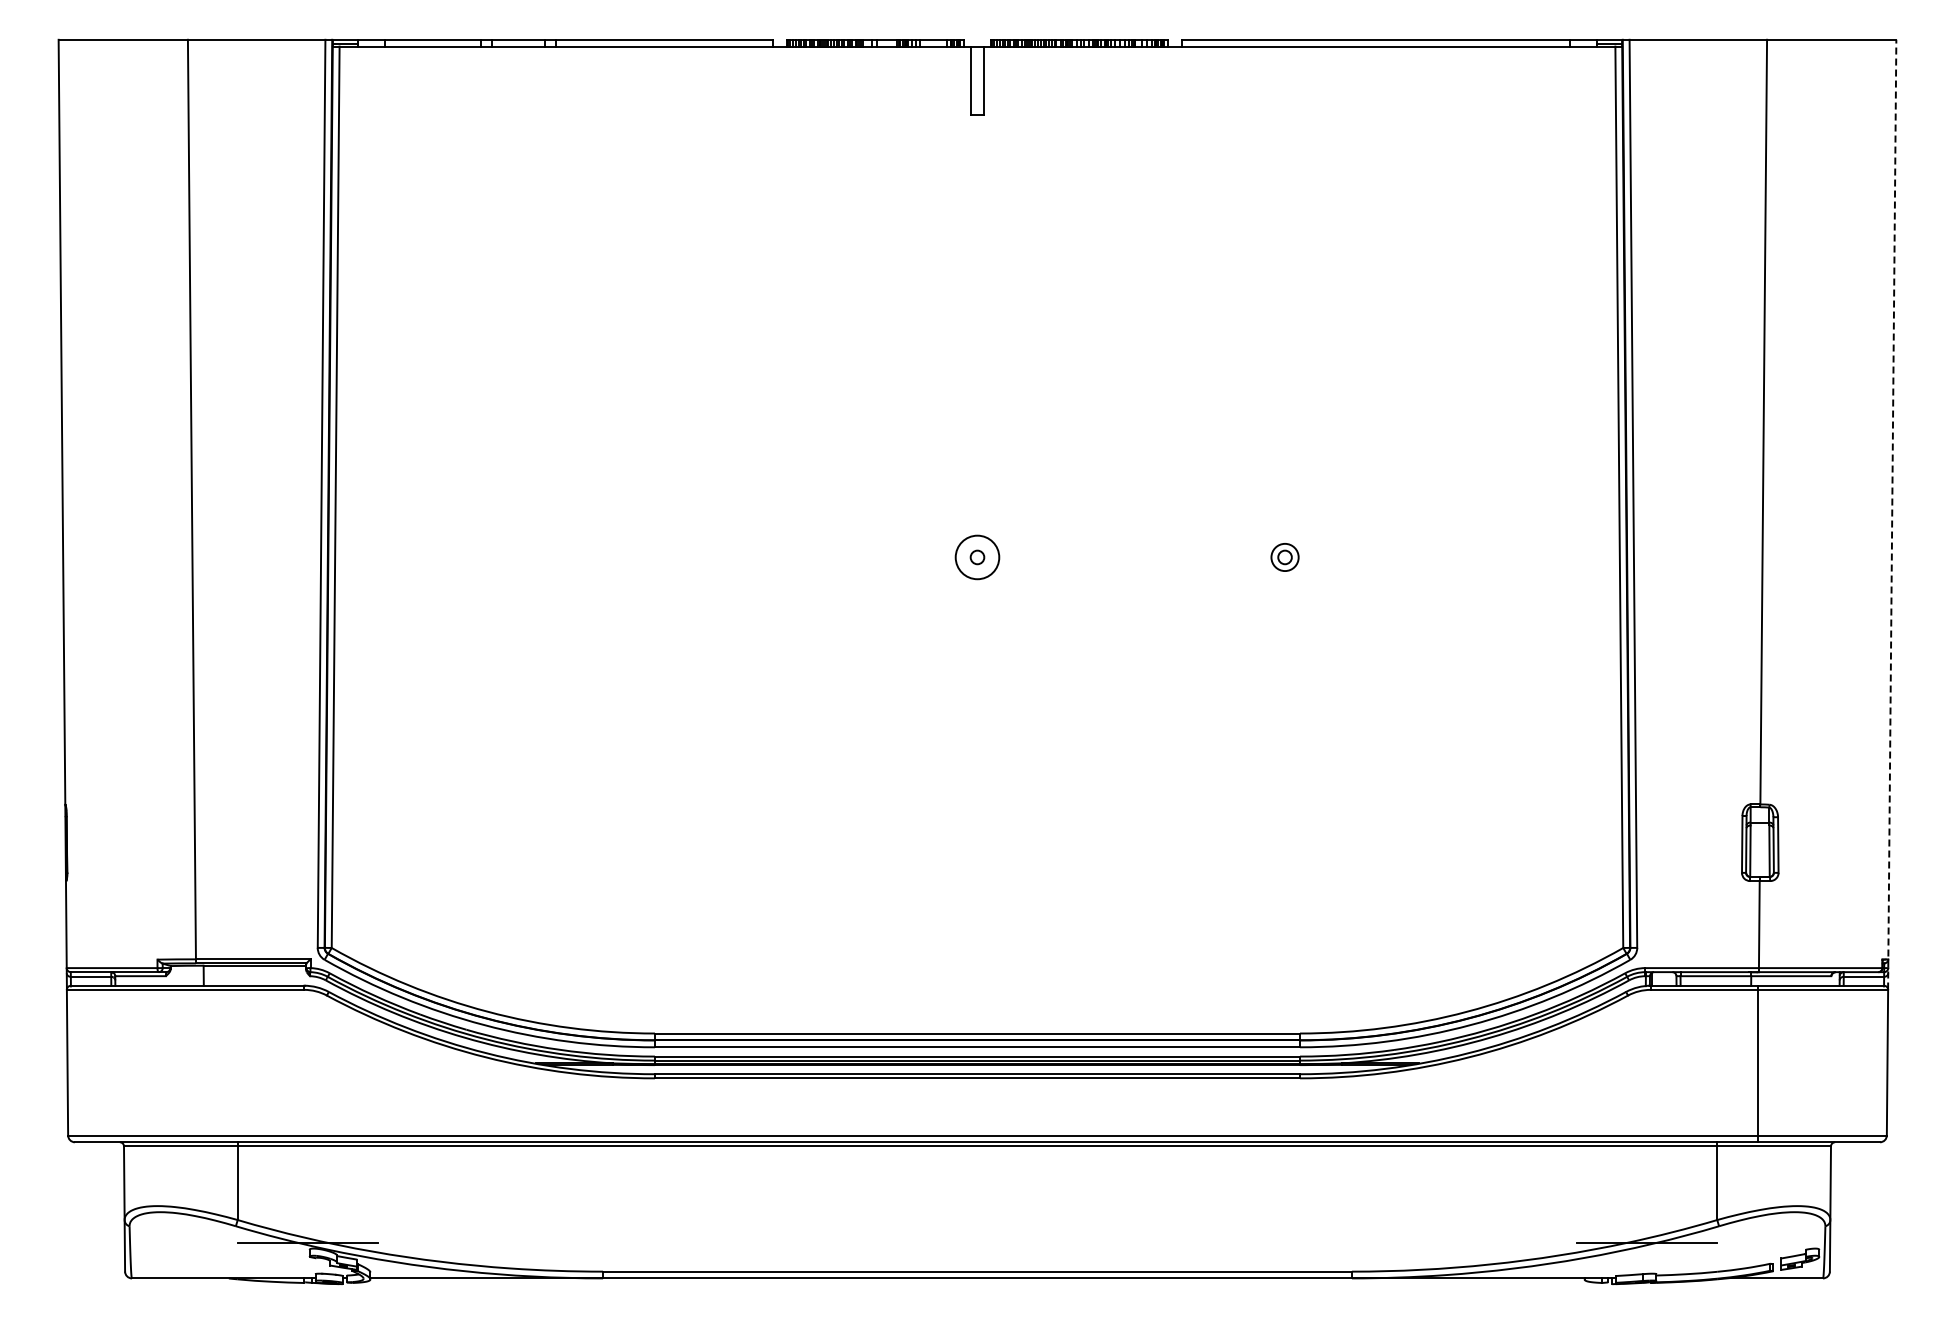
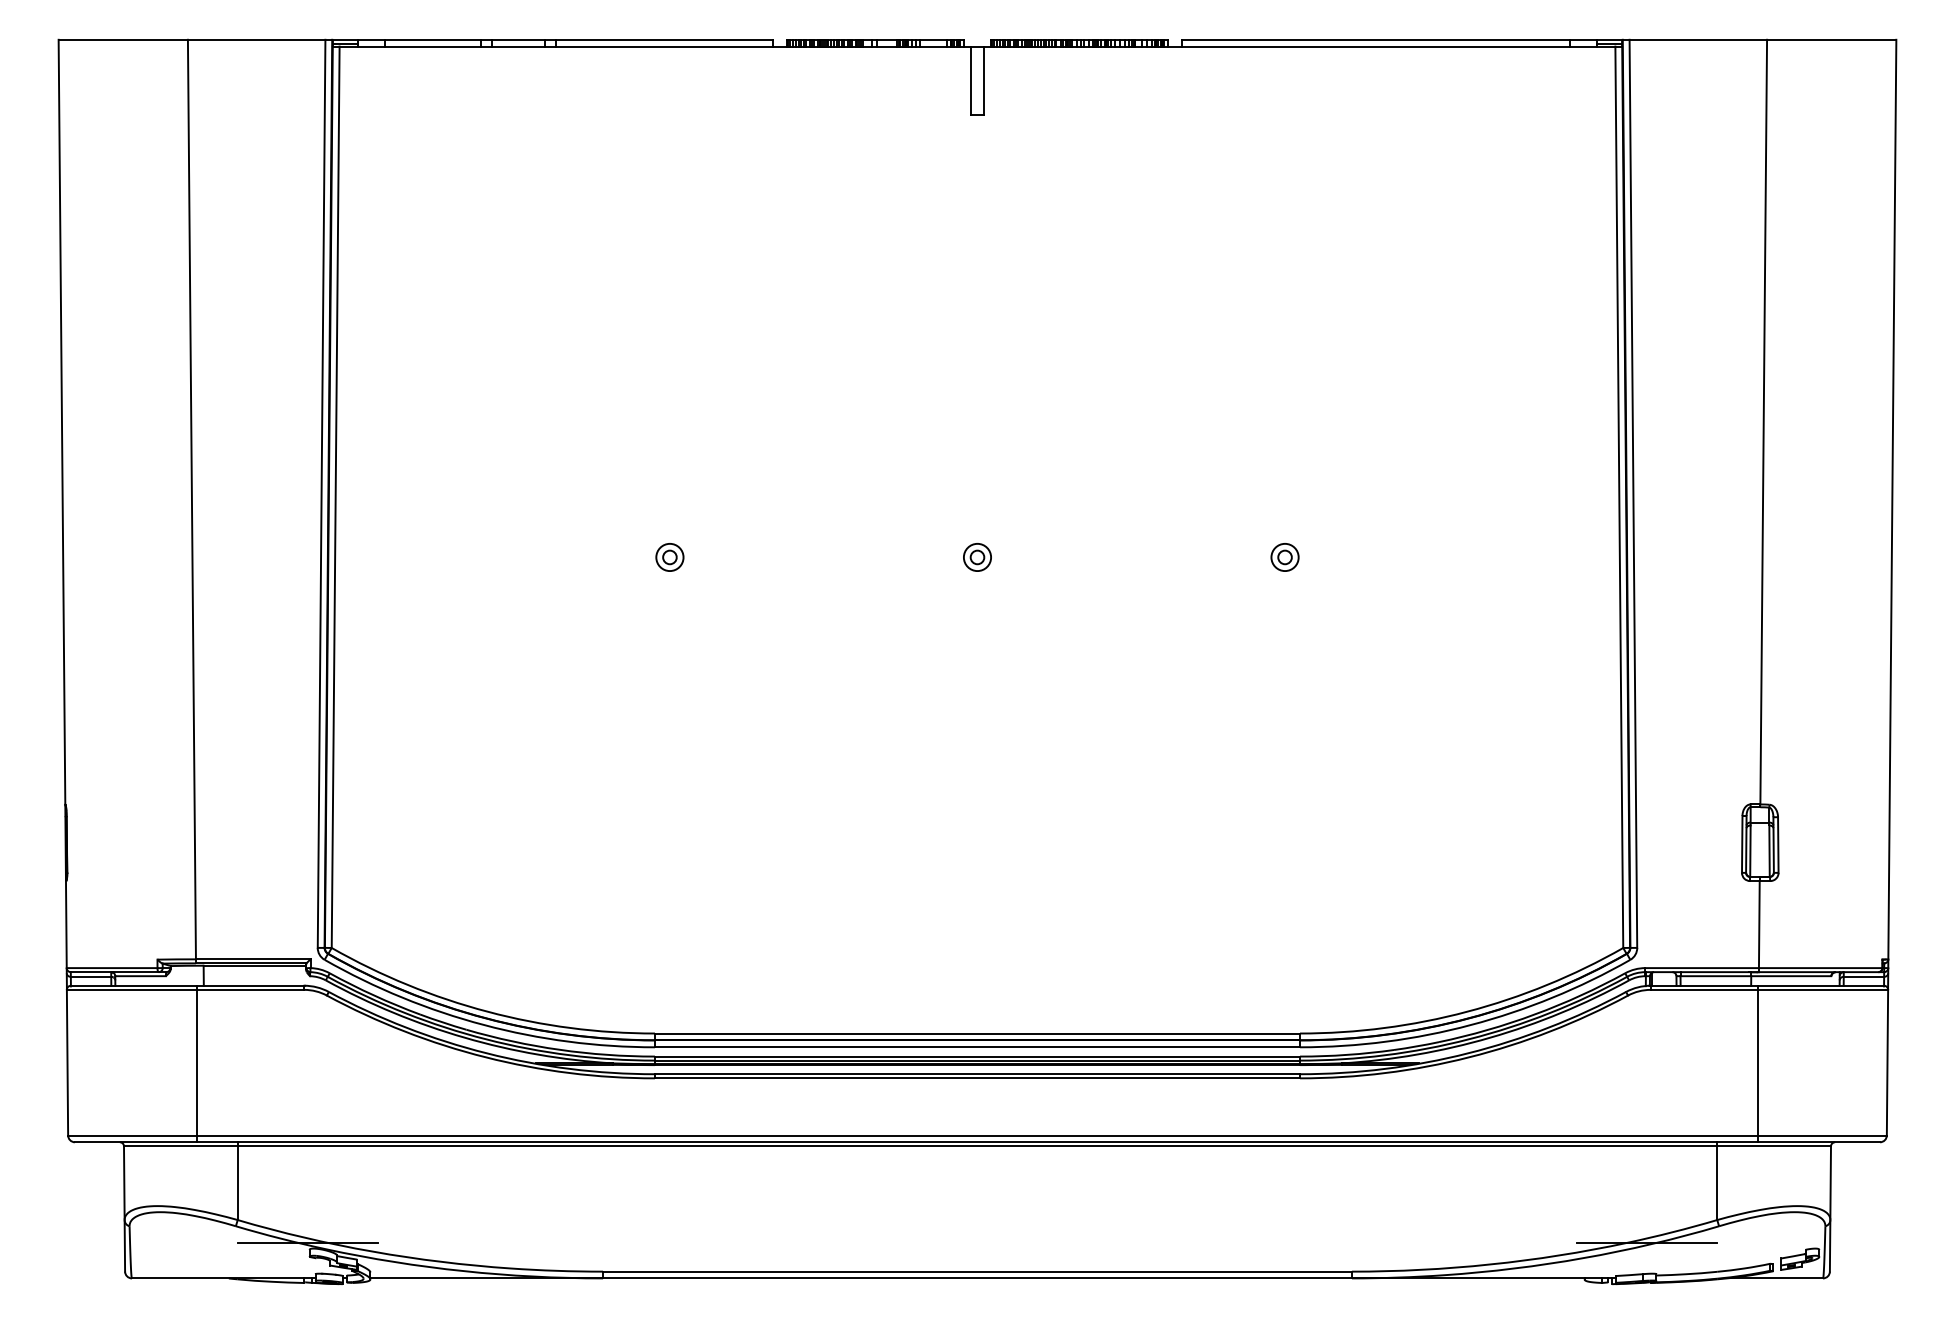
line: dashed -> solid (1892, 514)
part: none -> present (669, 557)
circle diameter: 44 px -> 27 px (977, 557)
line: none -> present (196, 1063)
